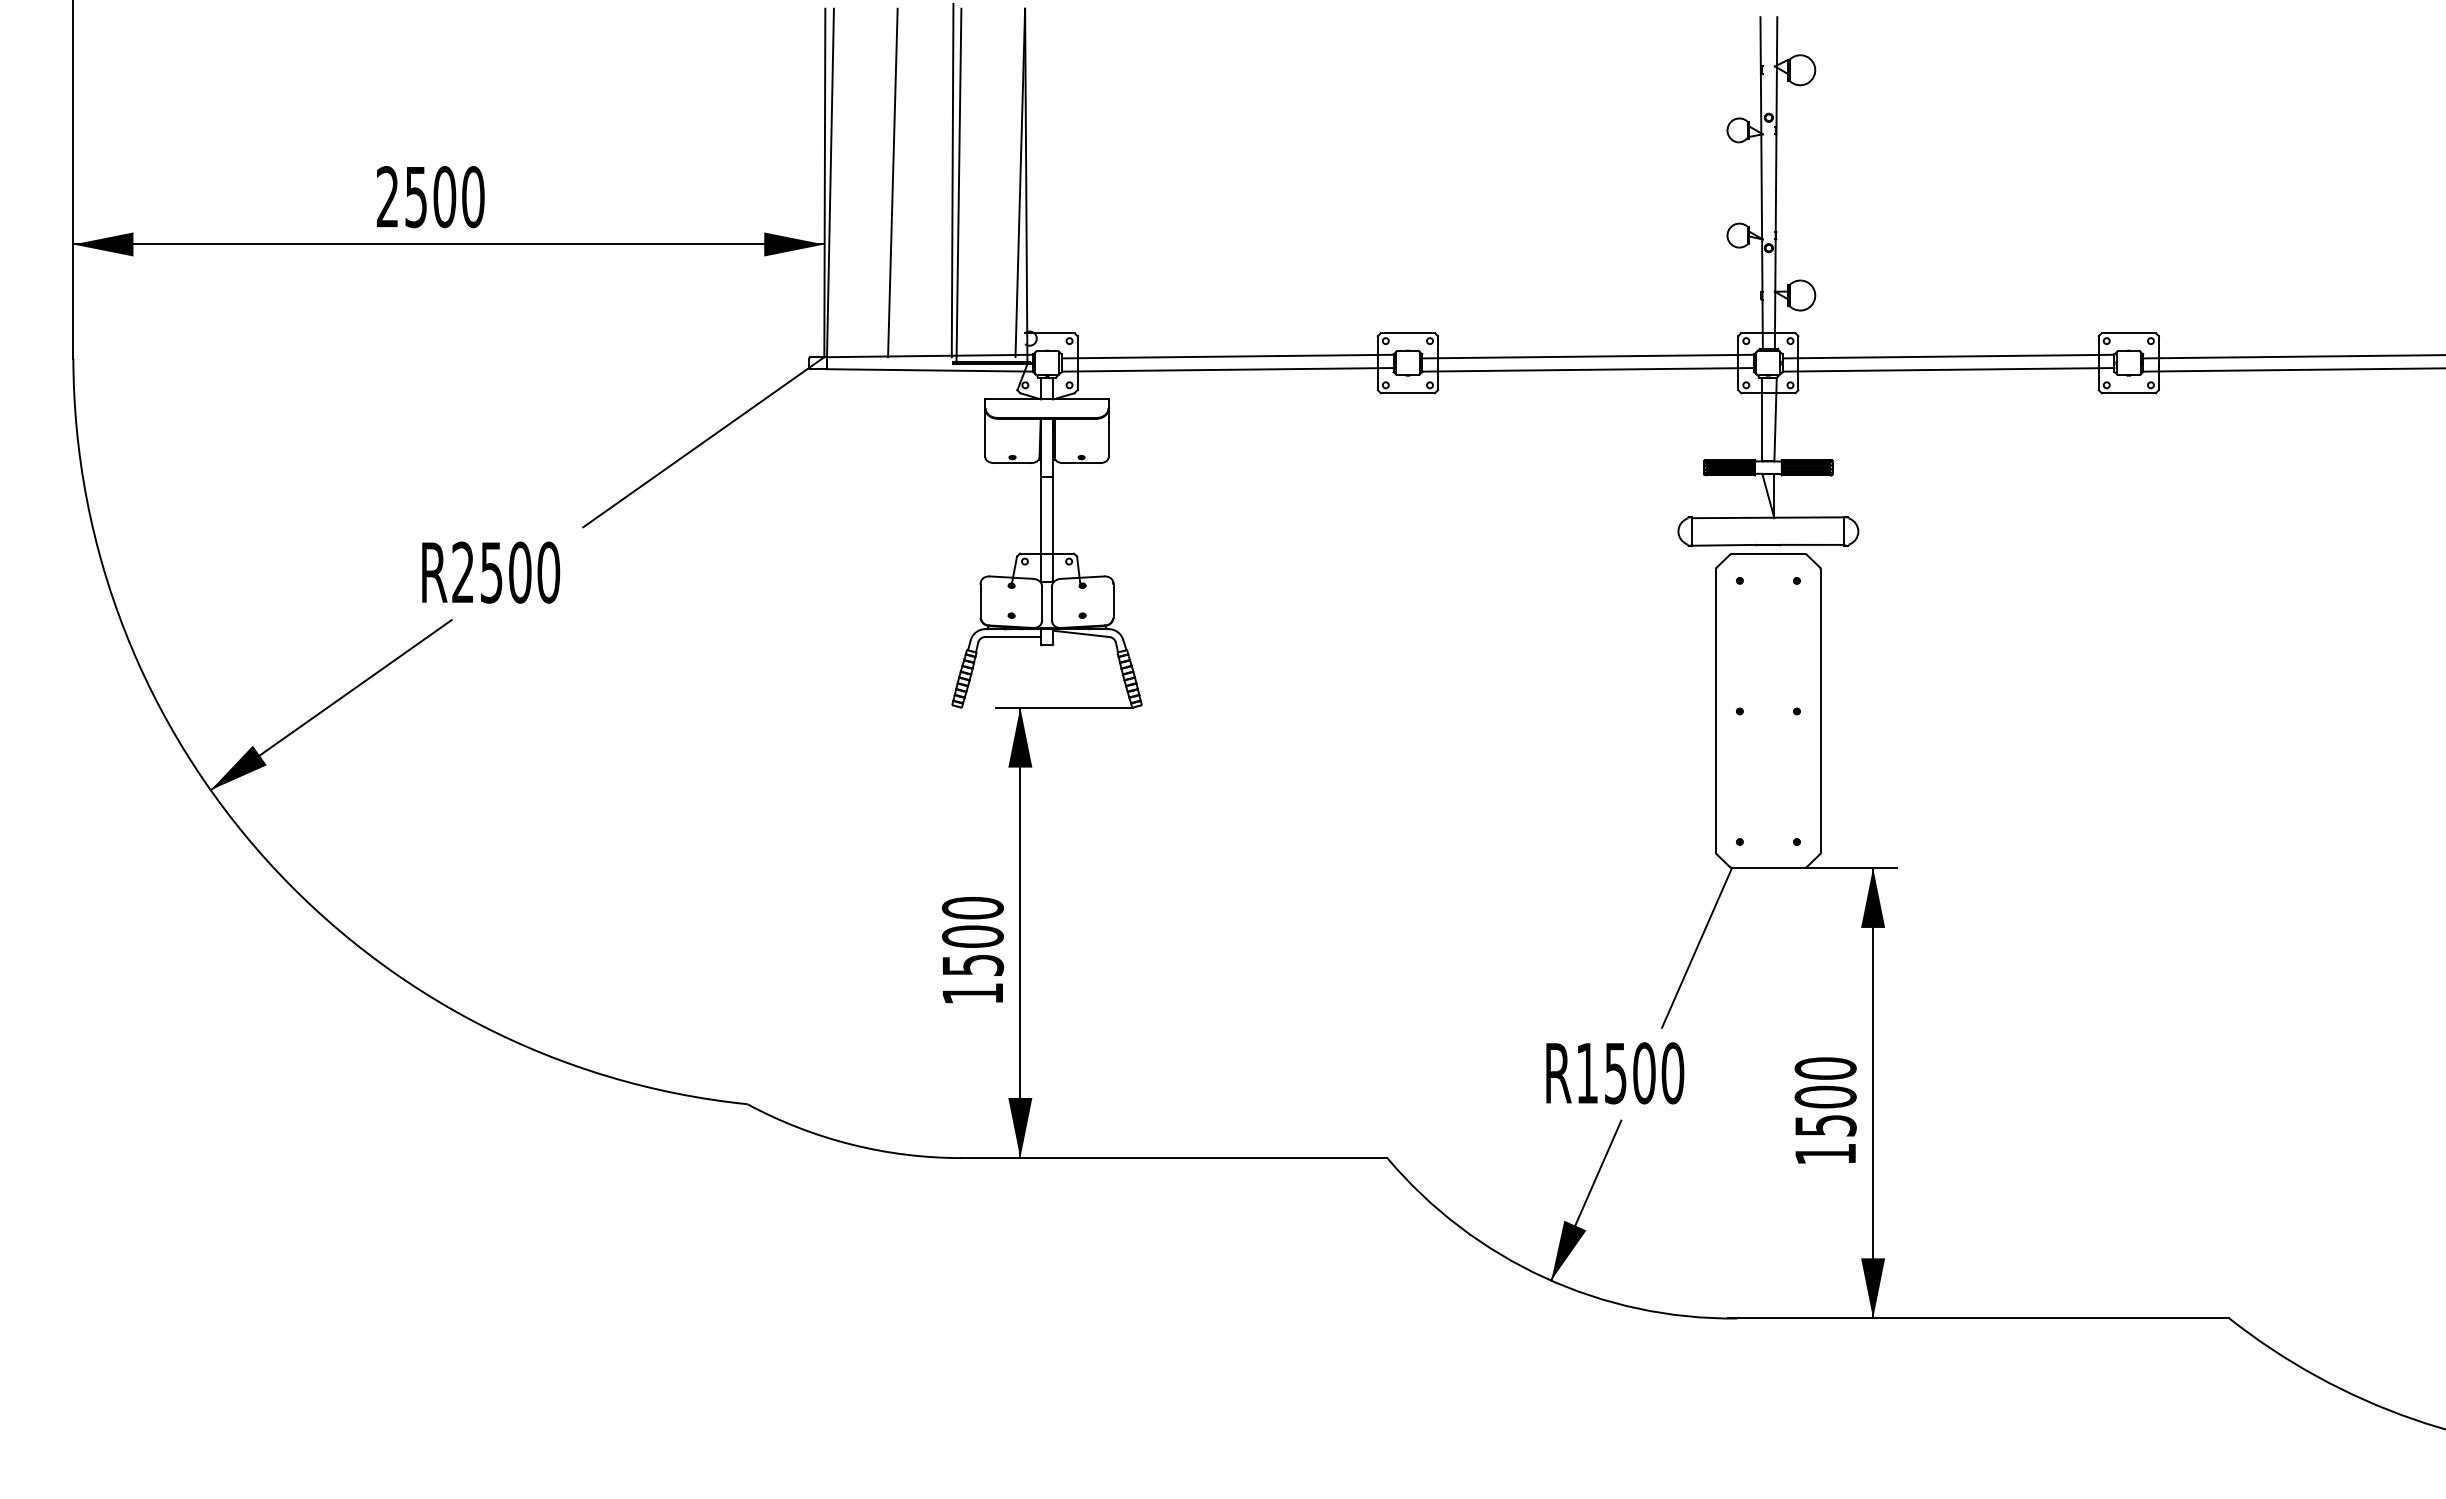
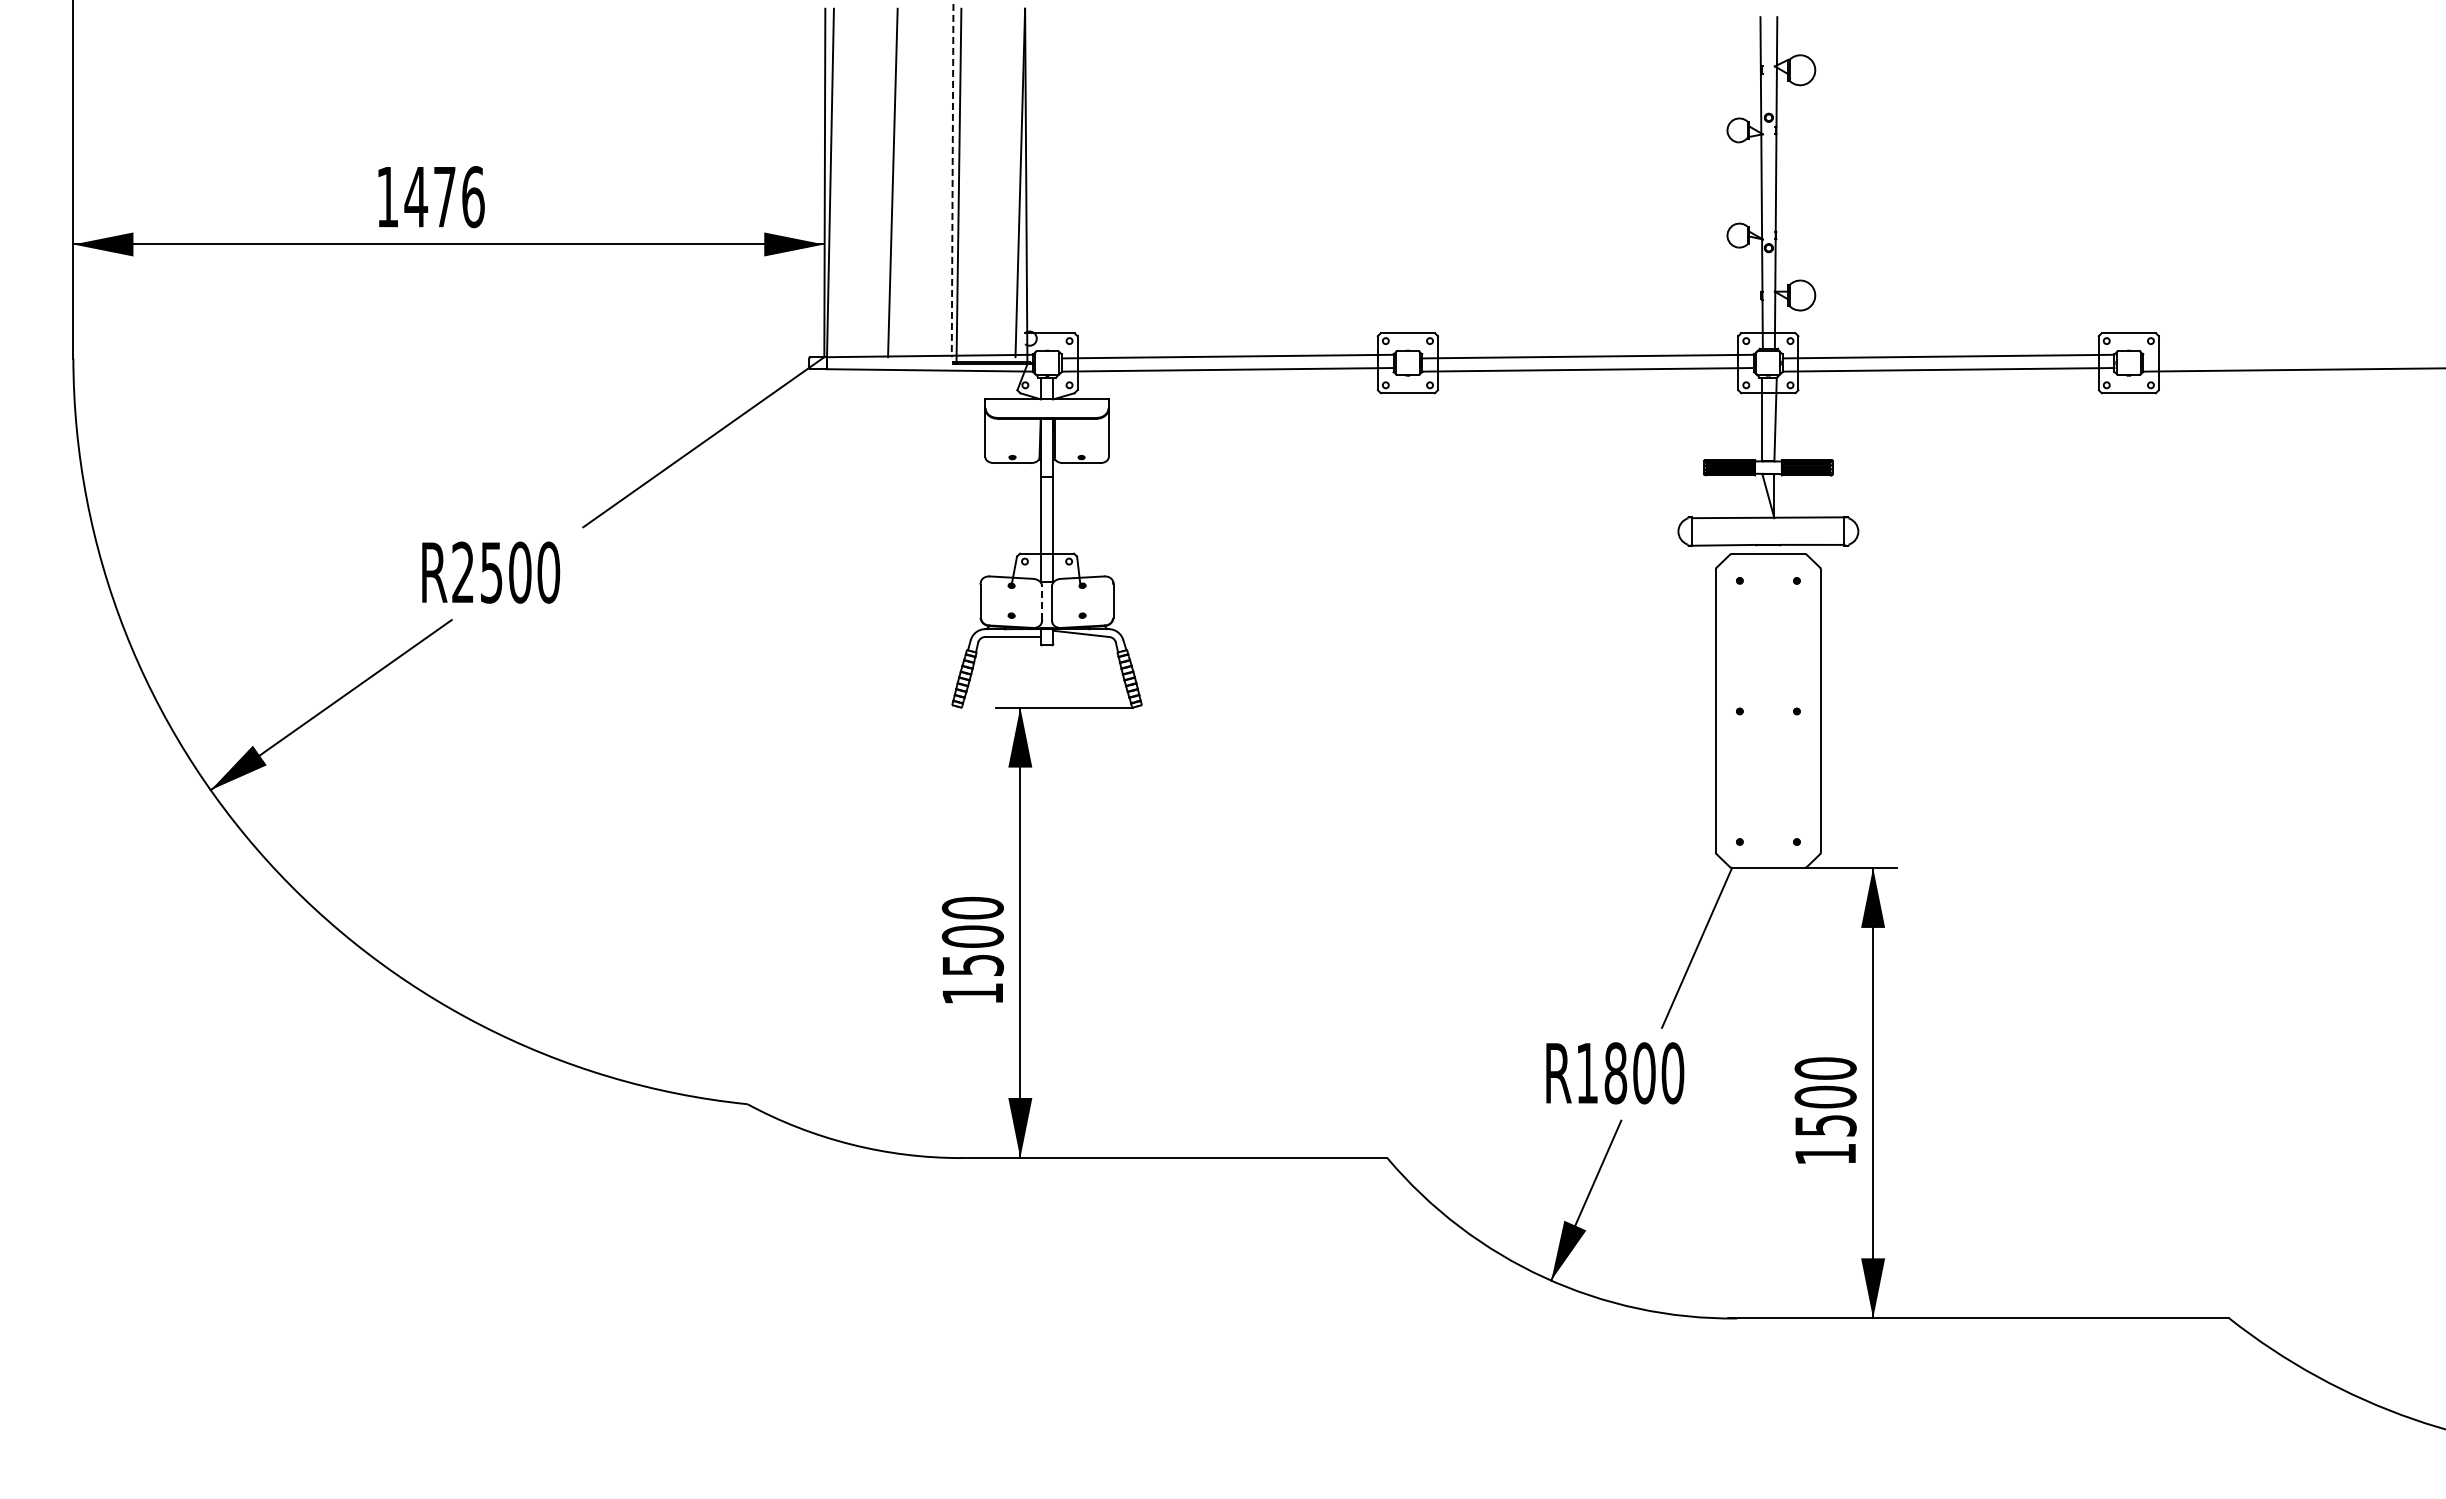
line: solid -> dashed (952, 180)
text: 2500 -> 1476 (430, 197)
line: present -> none (2292, 356)
line: solid -> dashed (1042, 603)
text: R1500 -> R1800 (1615, 1073)
